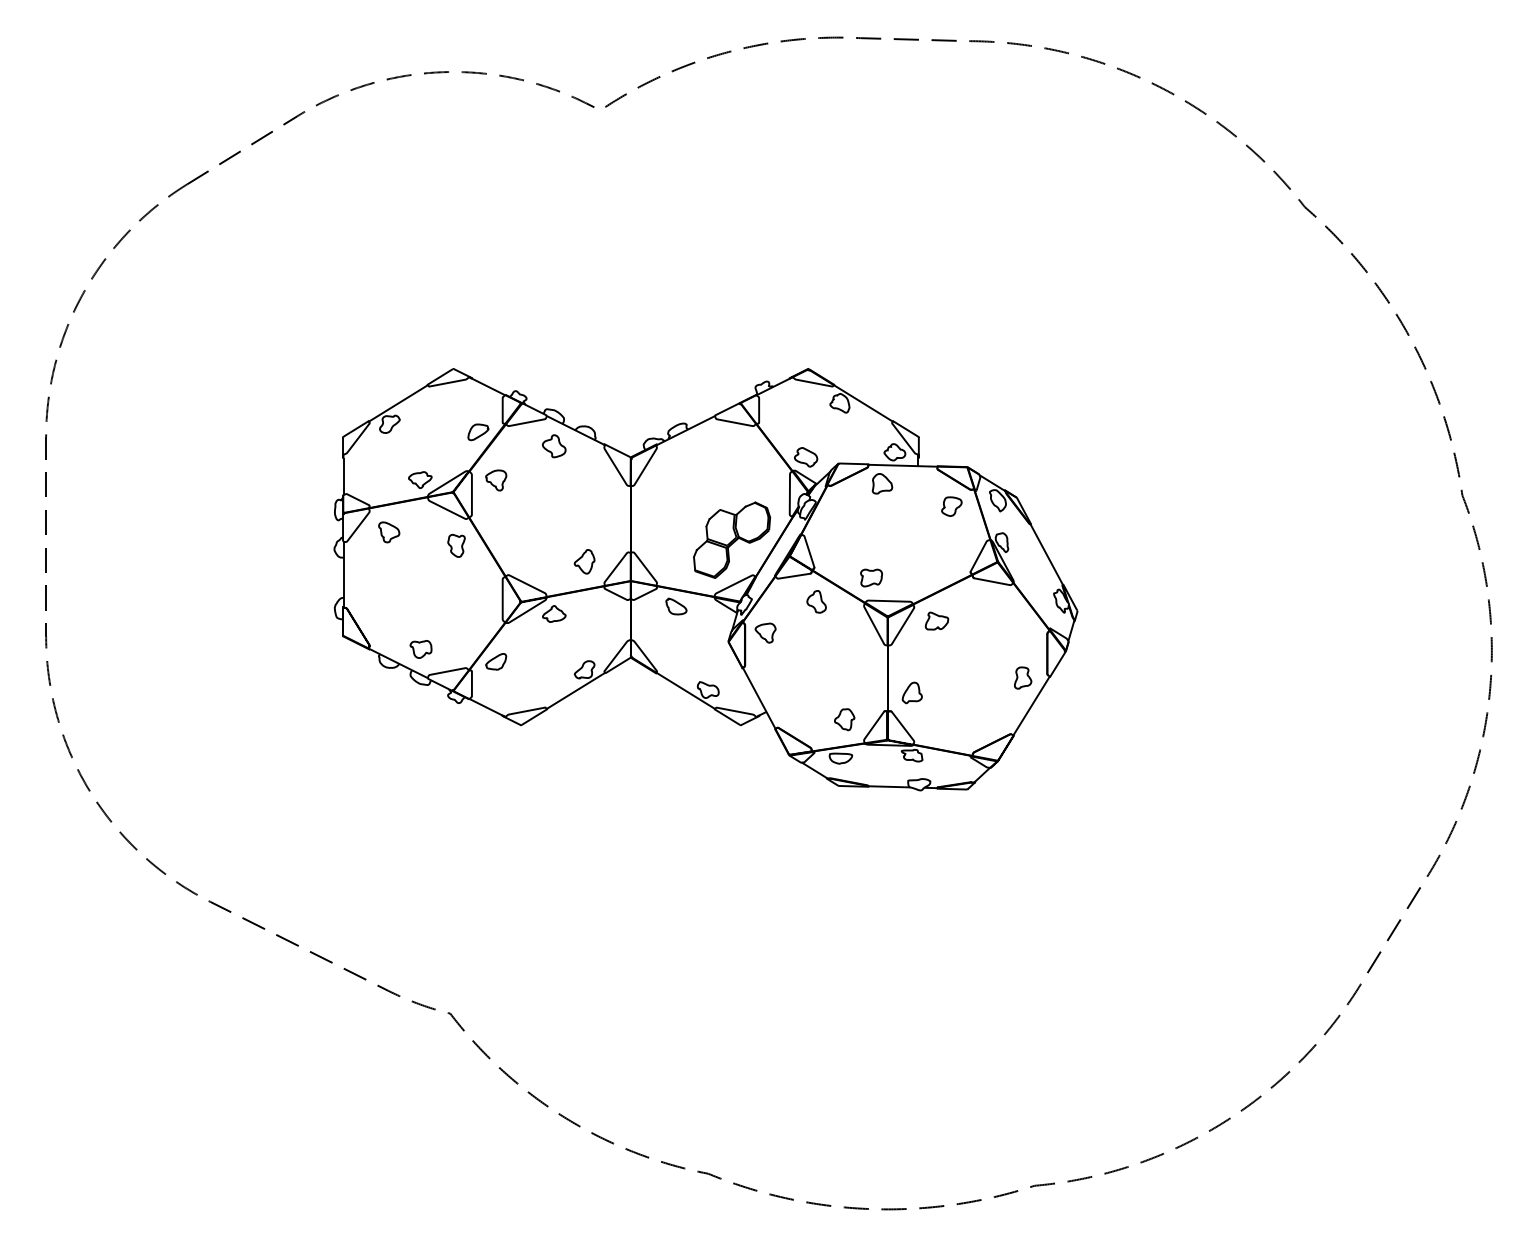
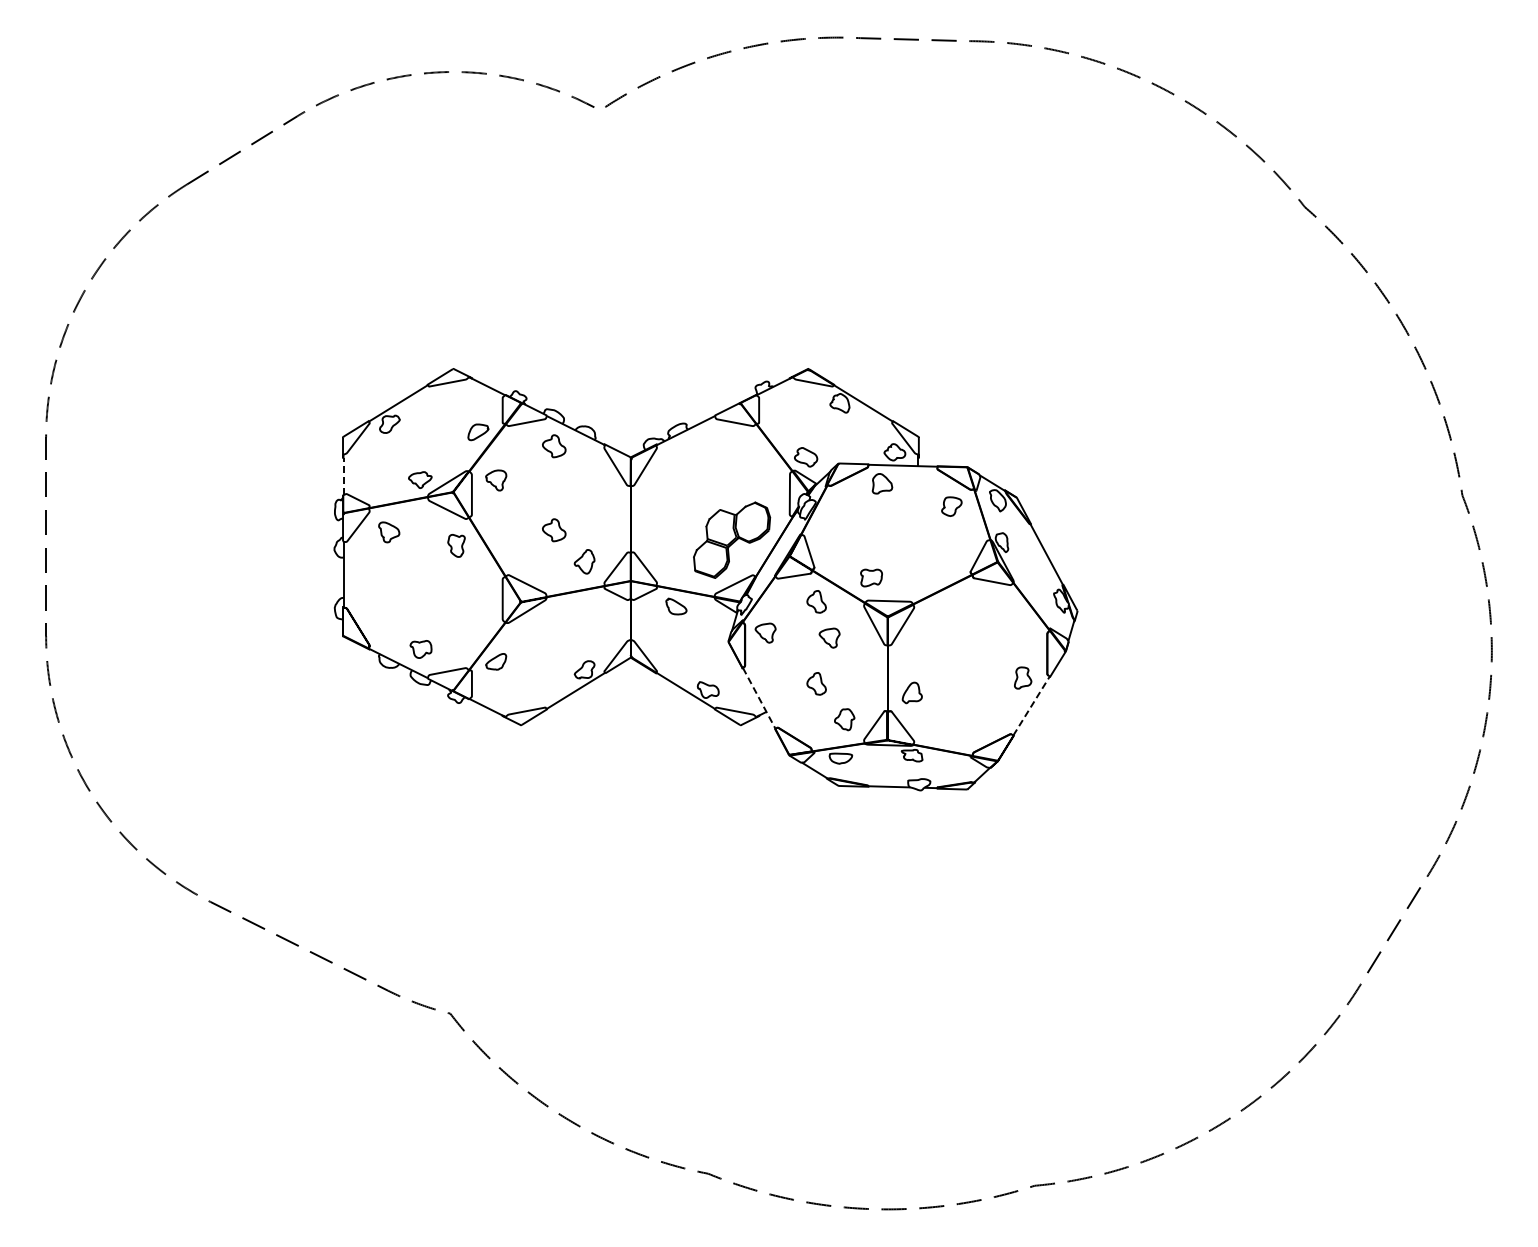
line: solid -> dashed (343, 476)
part: none -> present (554, 530)
part: present -> none (554, 613)
part: present -> none (936, 620)
part: none -> present (829, 637)
part: none -> present (816, 683)
line: solid -> dashed (759, 698)
line: solid -> dashed (1031, 705)
